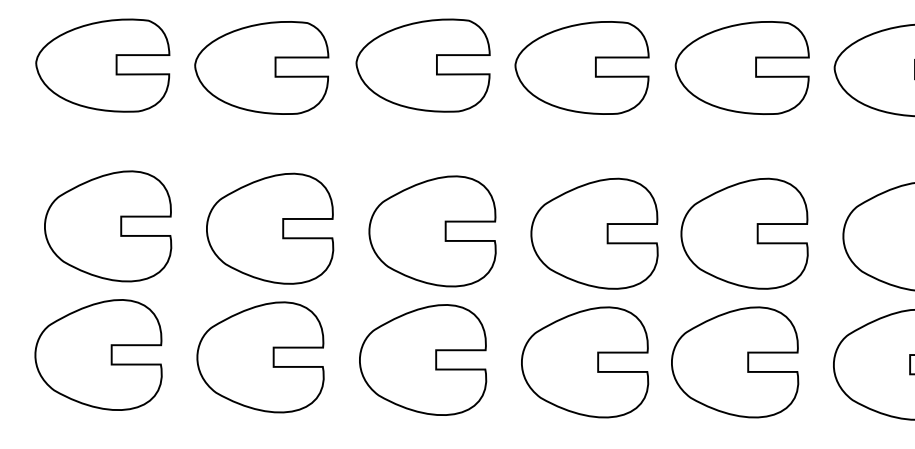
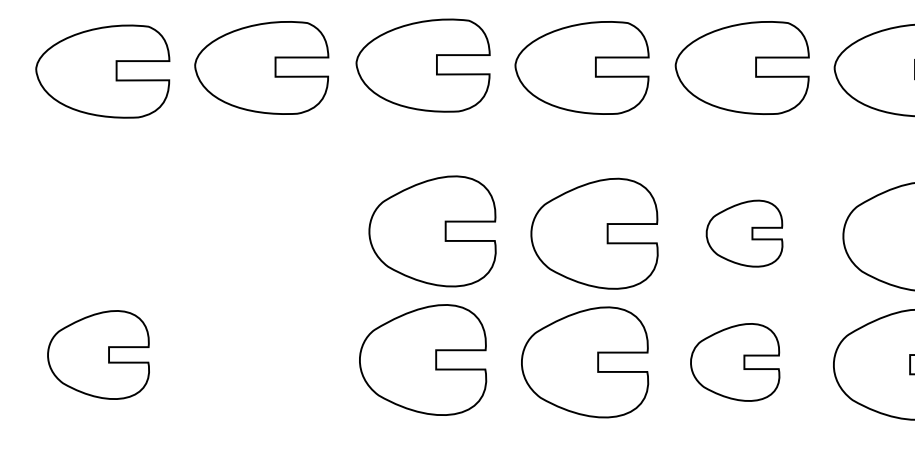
part position: (102, 65) -> (102, 71) (102, 71)
part: present -> none (108, 226)
part: present -> none (270, 228)
part size: 129x113 px -> 79x69 px (744, 233)
part size: 129x112 px -> 103x90 px (98, 354)
part: present -> none (260, 357)
part size: 129x113 px -> 91x79 px (735, 362)
